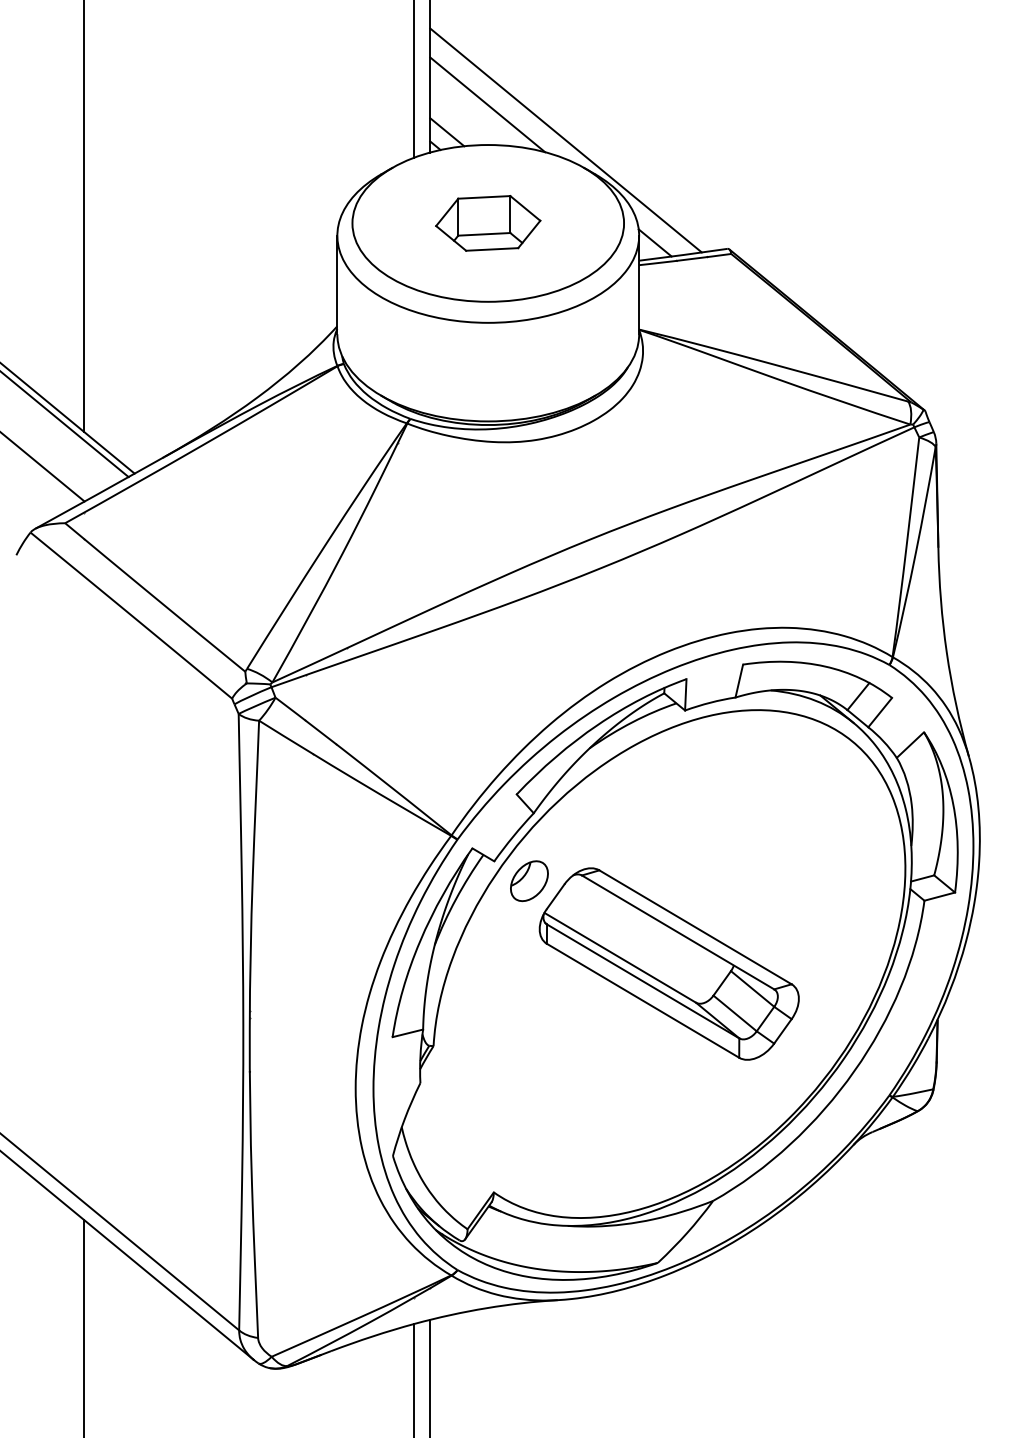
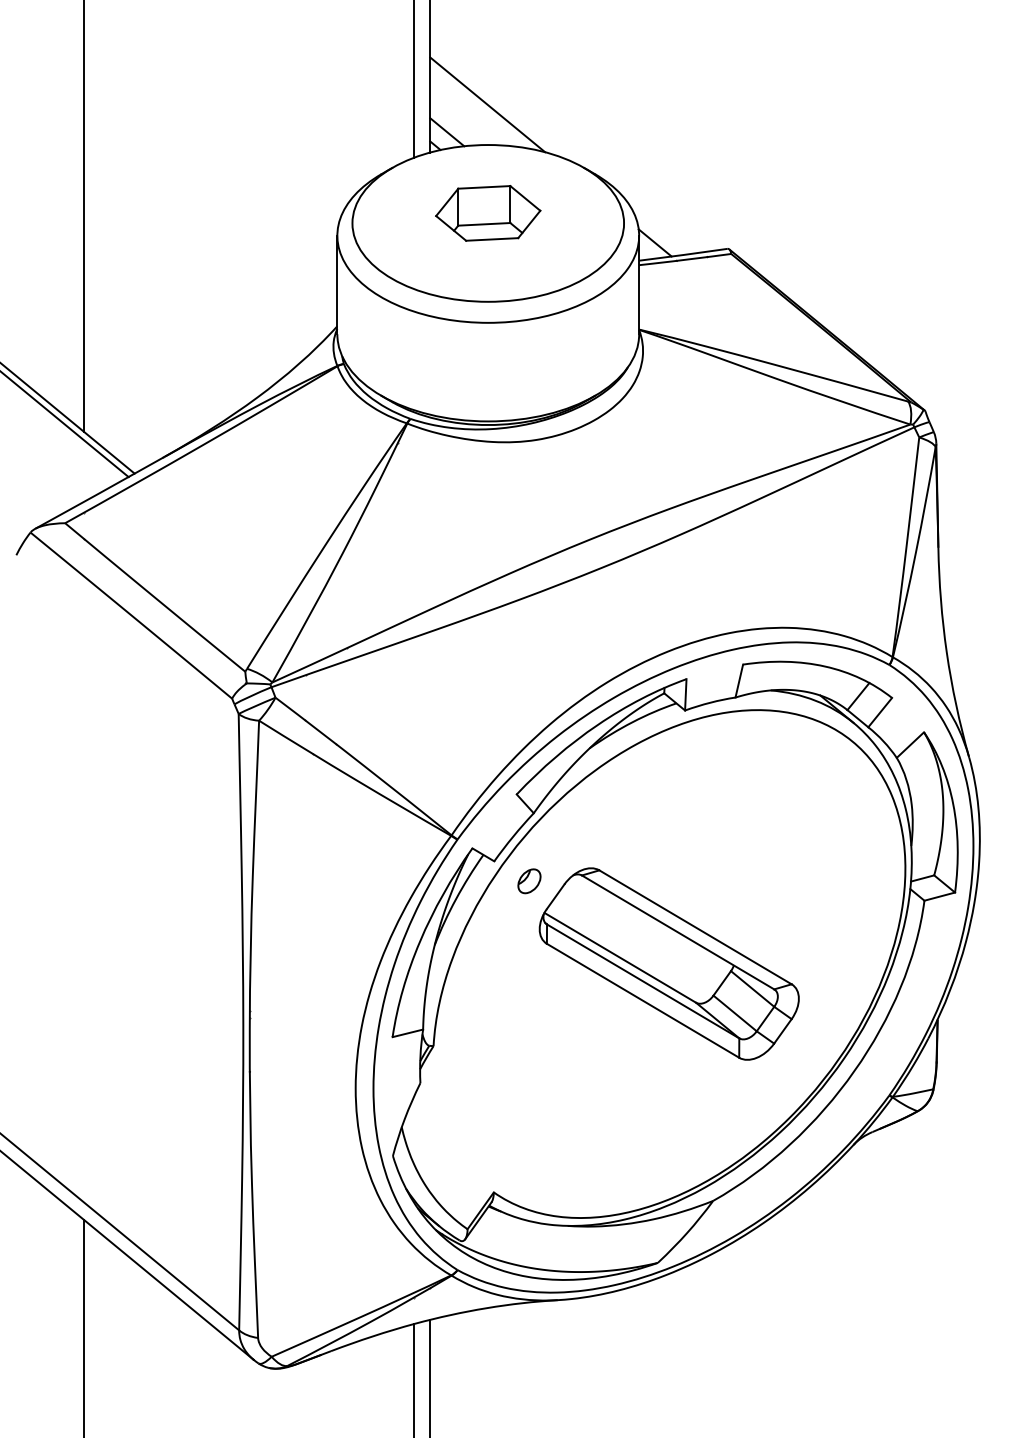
line: present -> none (565, 140)
part position: (488, 223) -> (488, 213) (488, 213)
line: present -> none (43, 467)
part size: 39x43 px -> 25x27 px (529, 881)
